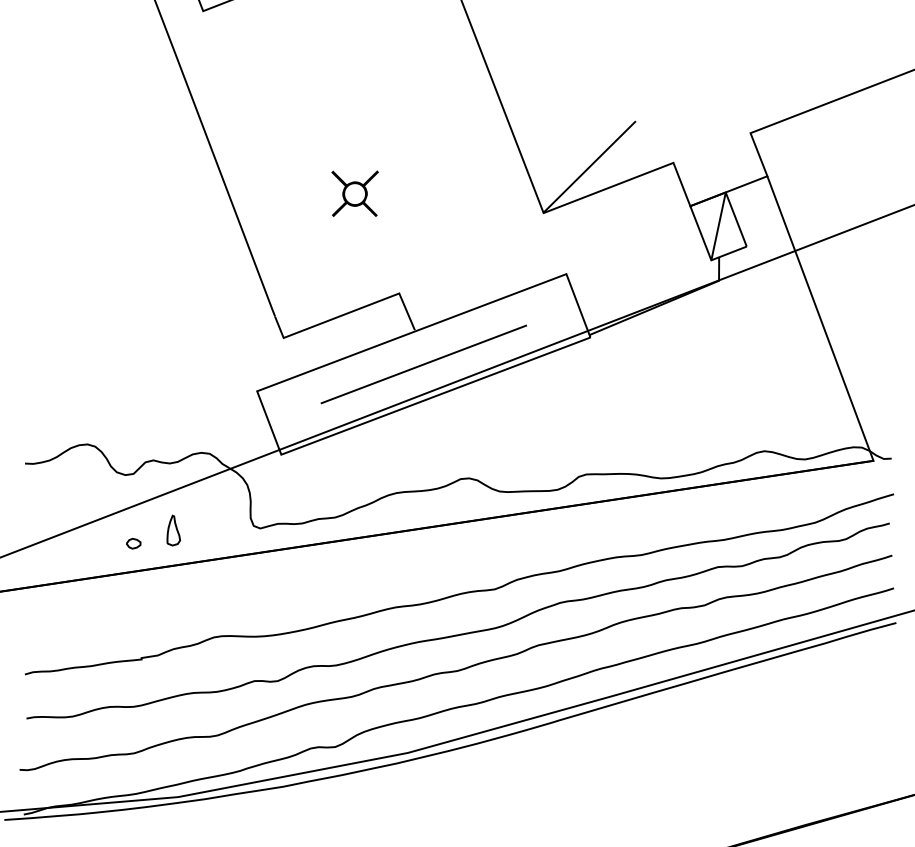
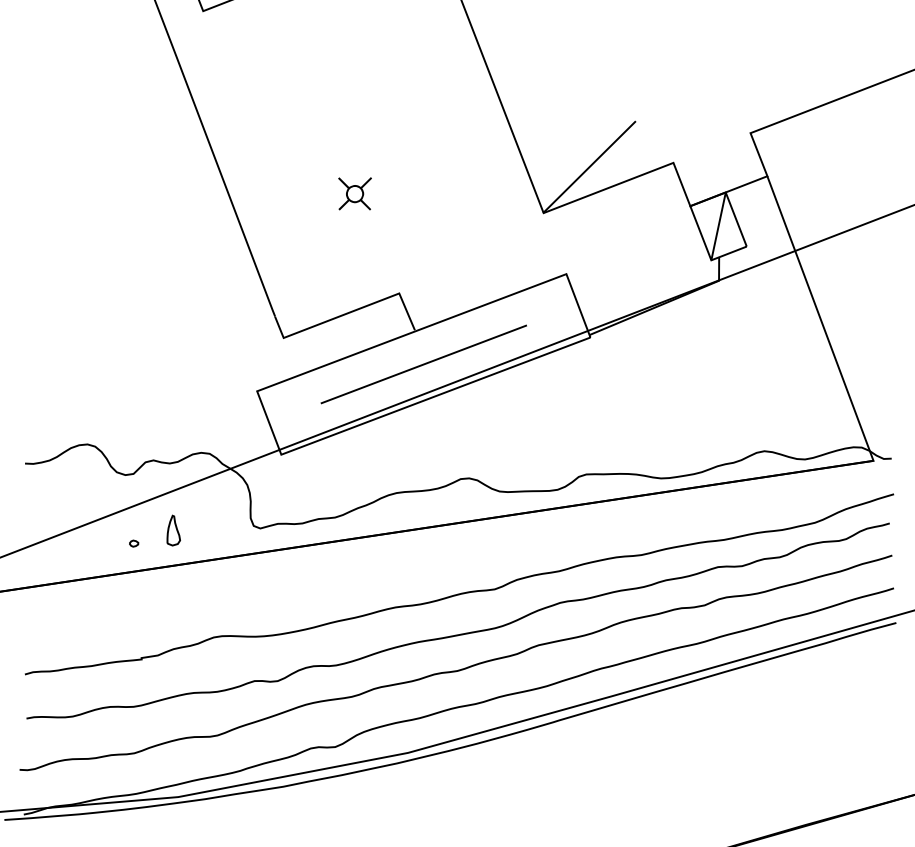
part size: 48x47 px -> 34x34 px (354, 193)
part size: 16x13 px -> 11x9 px (134, 543)
